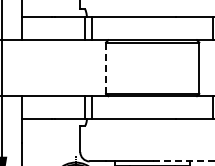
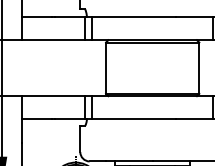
line: dashed -> solid (106, 68)
line: dashed -> solid (183, 161)
